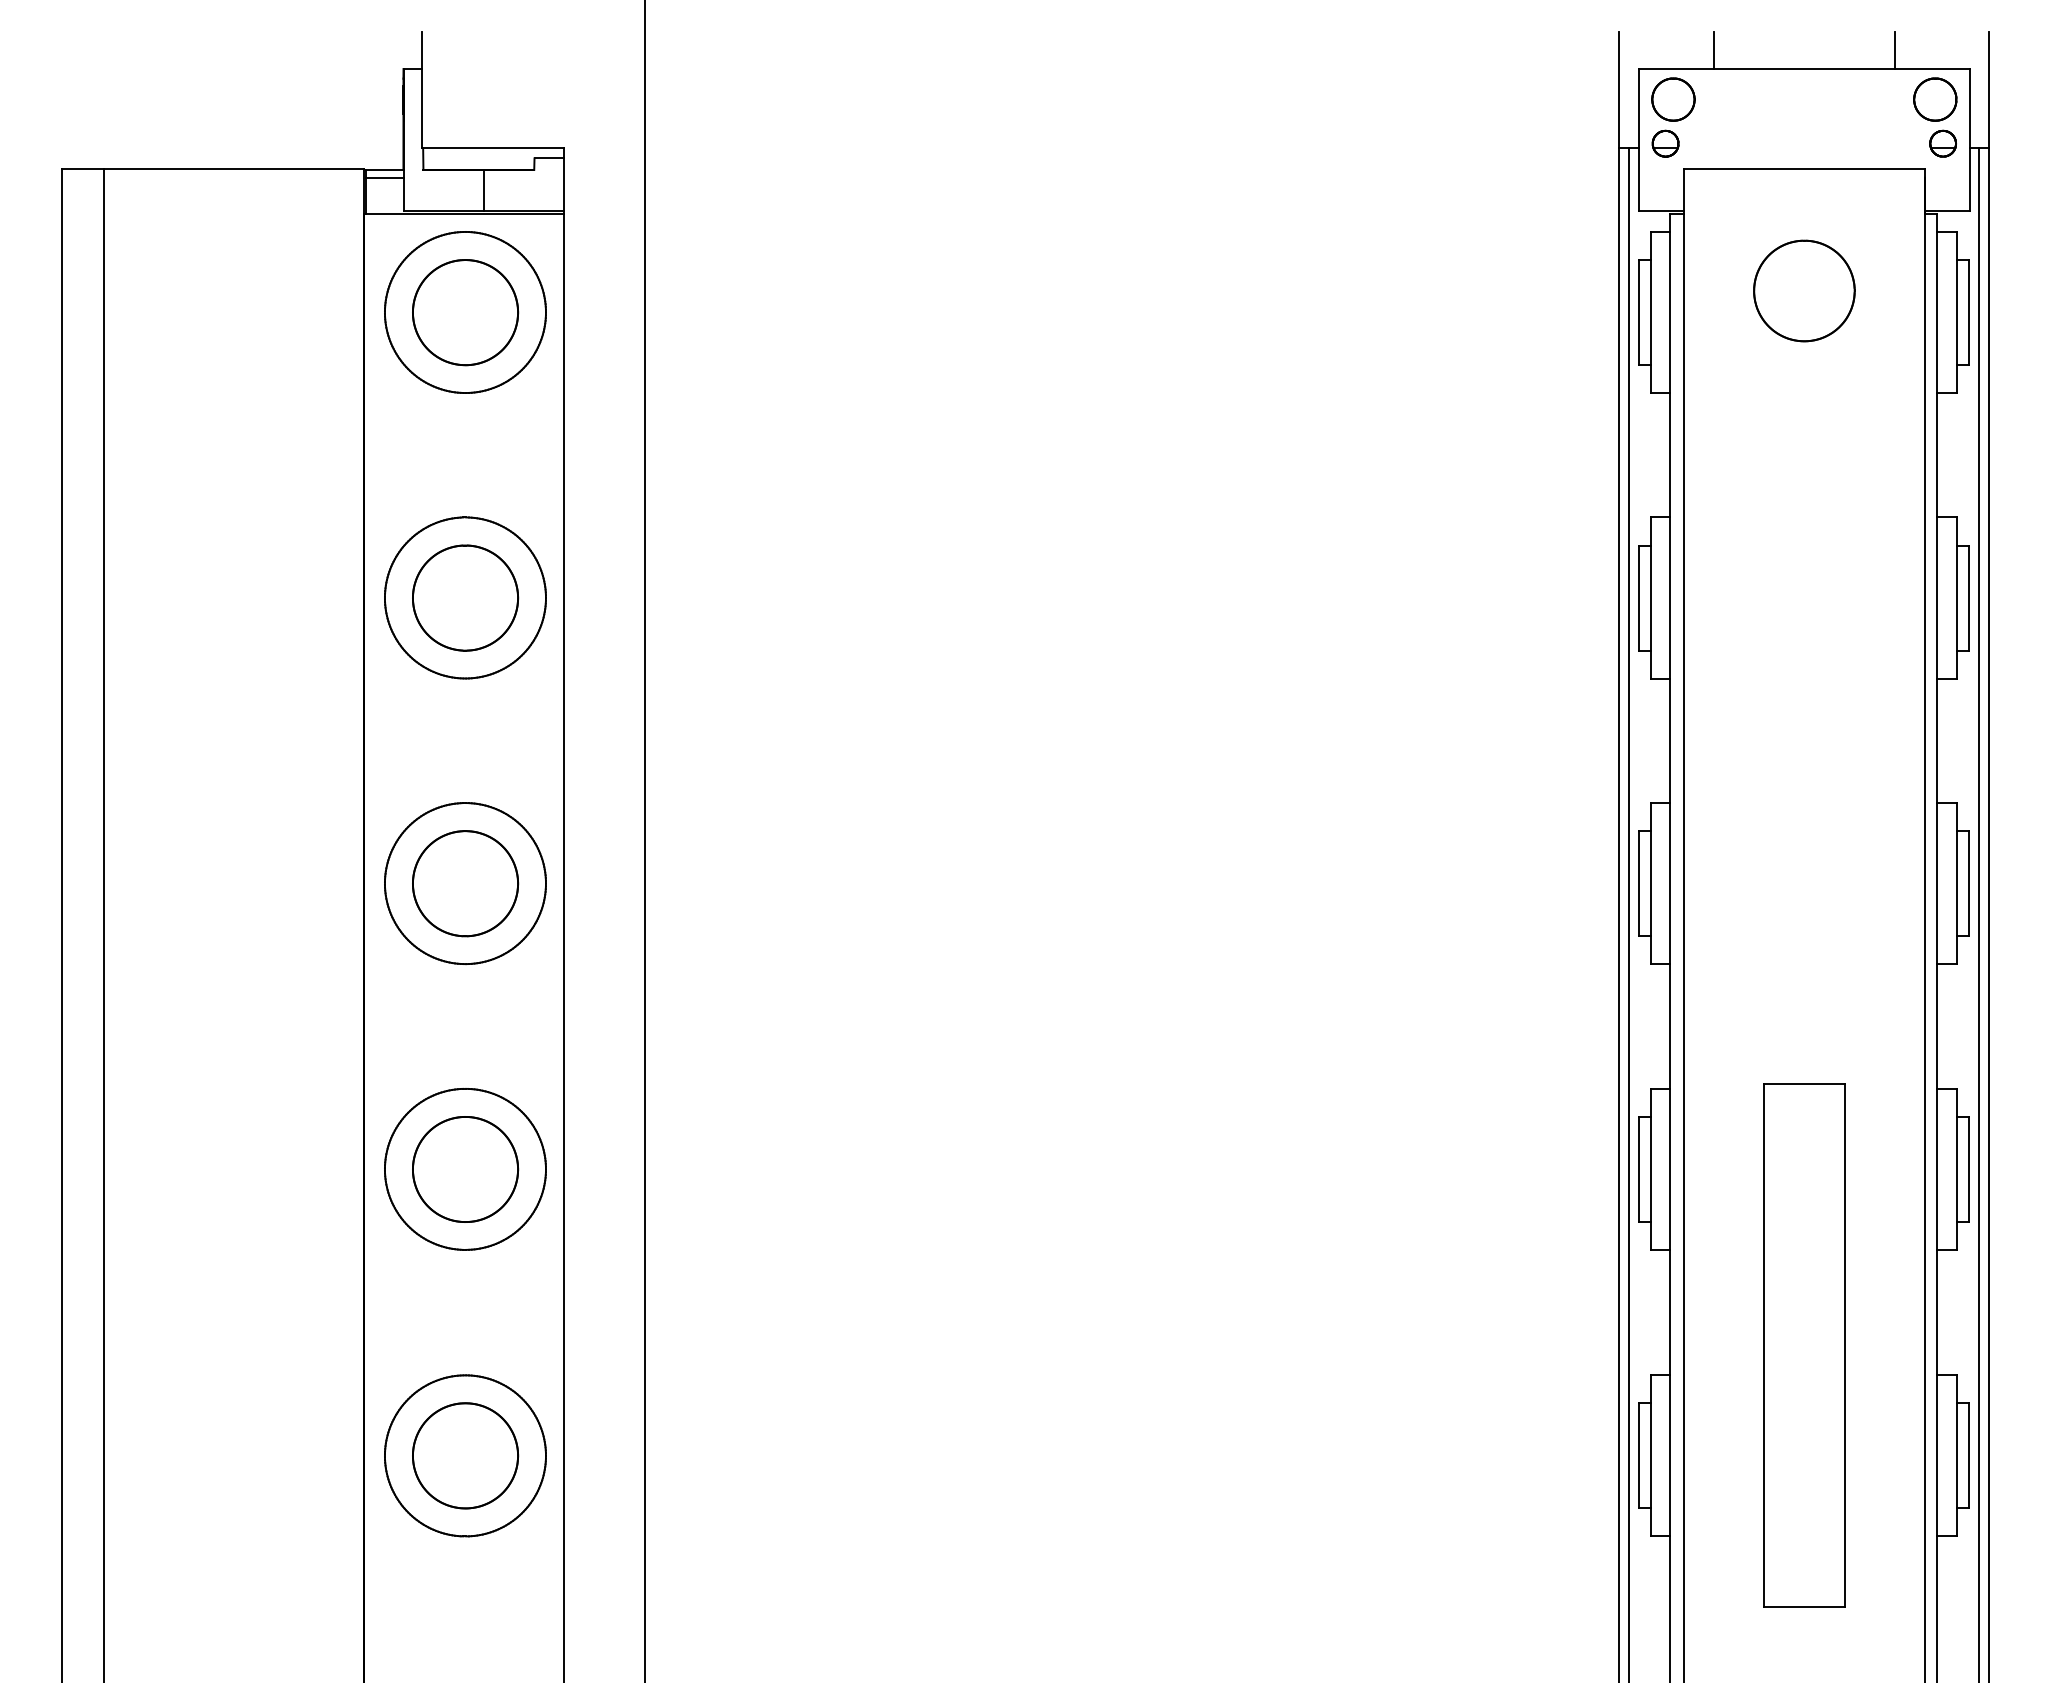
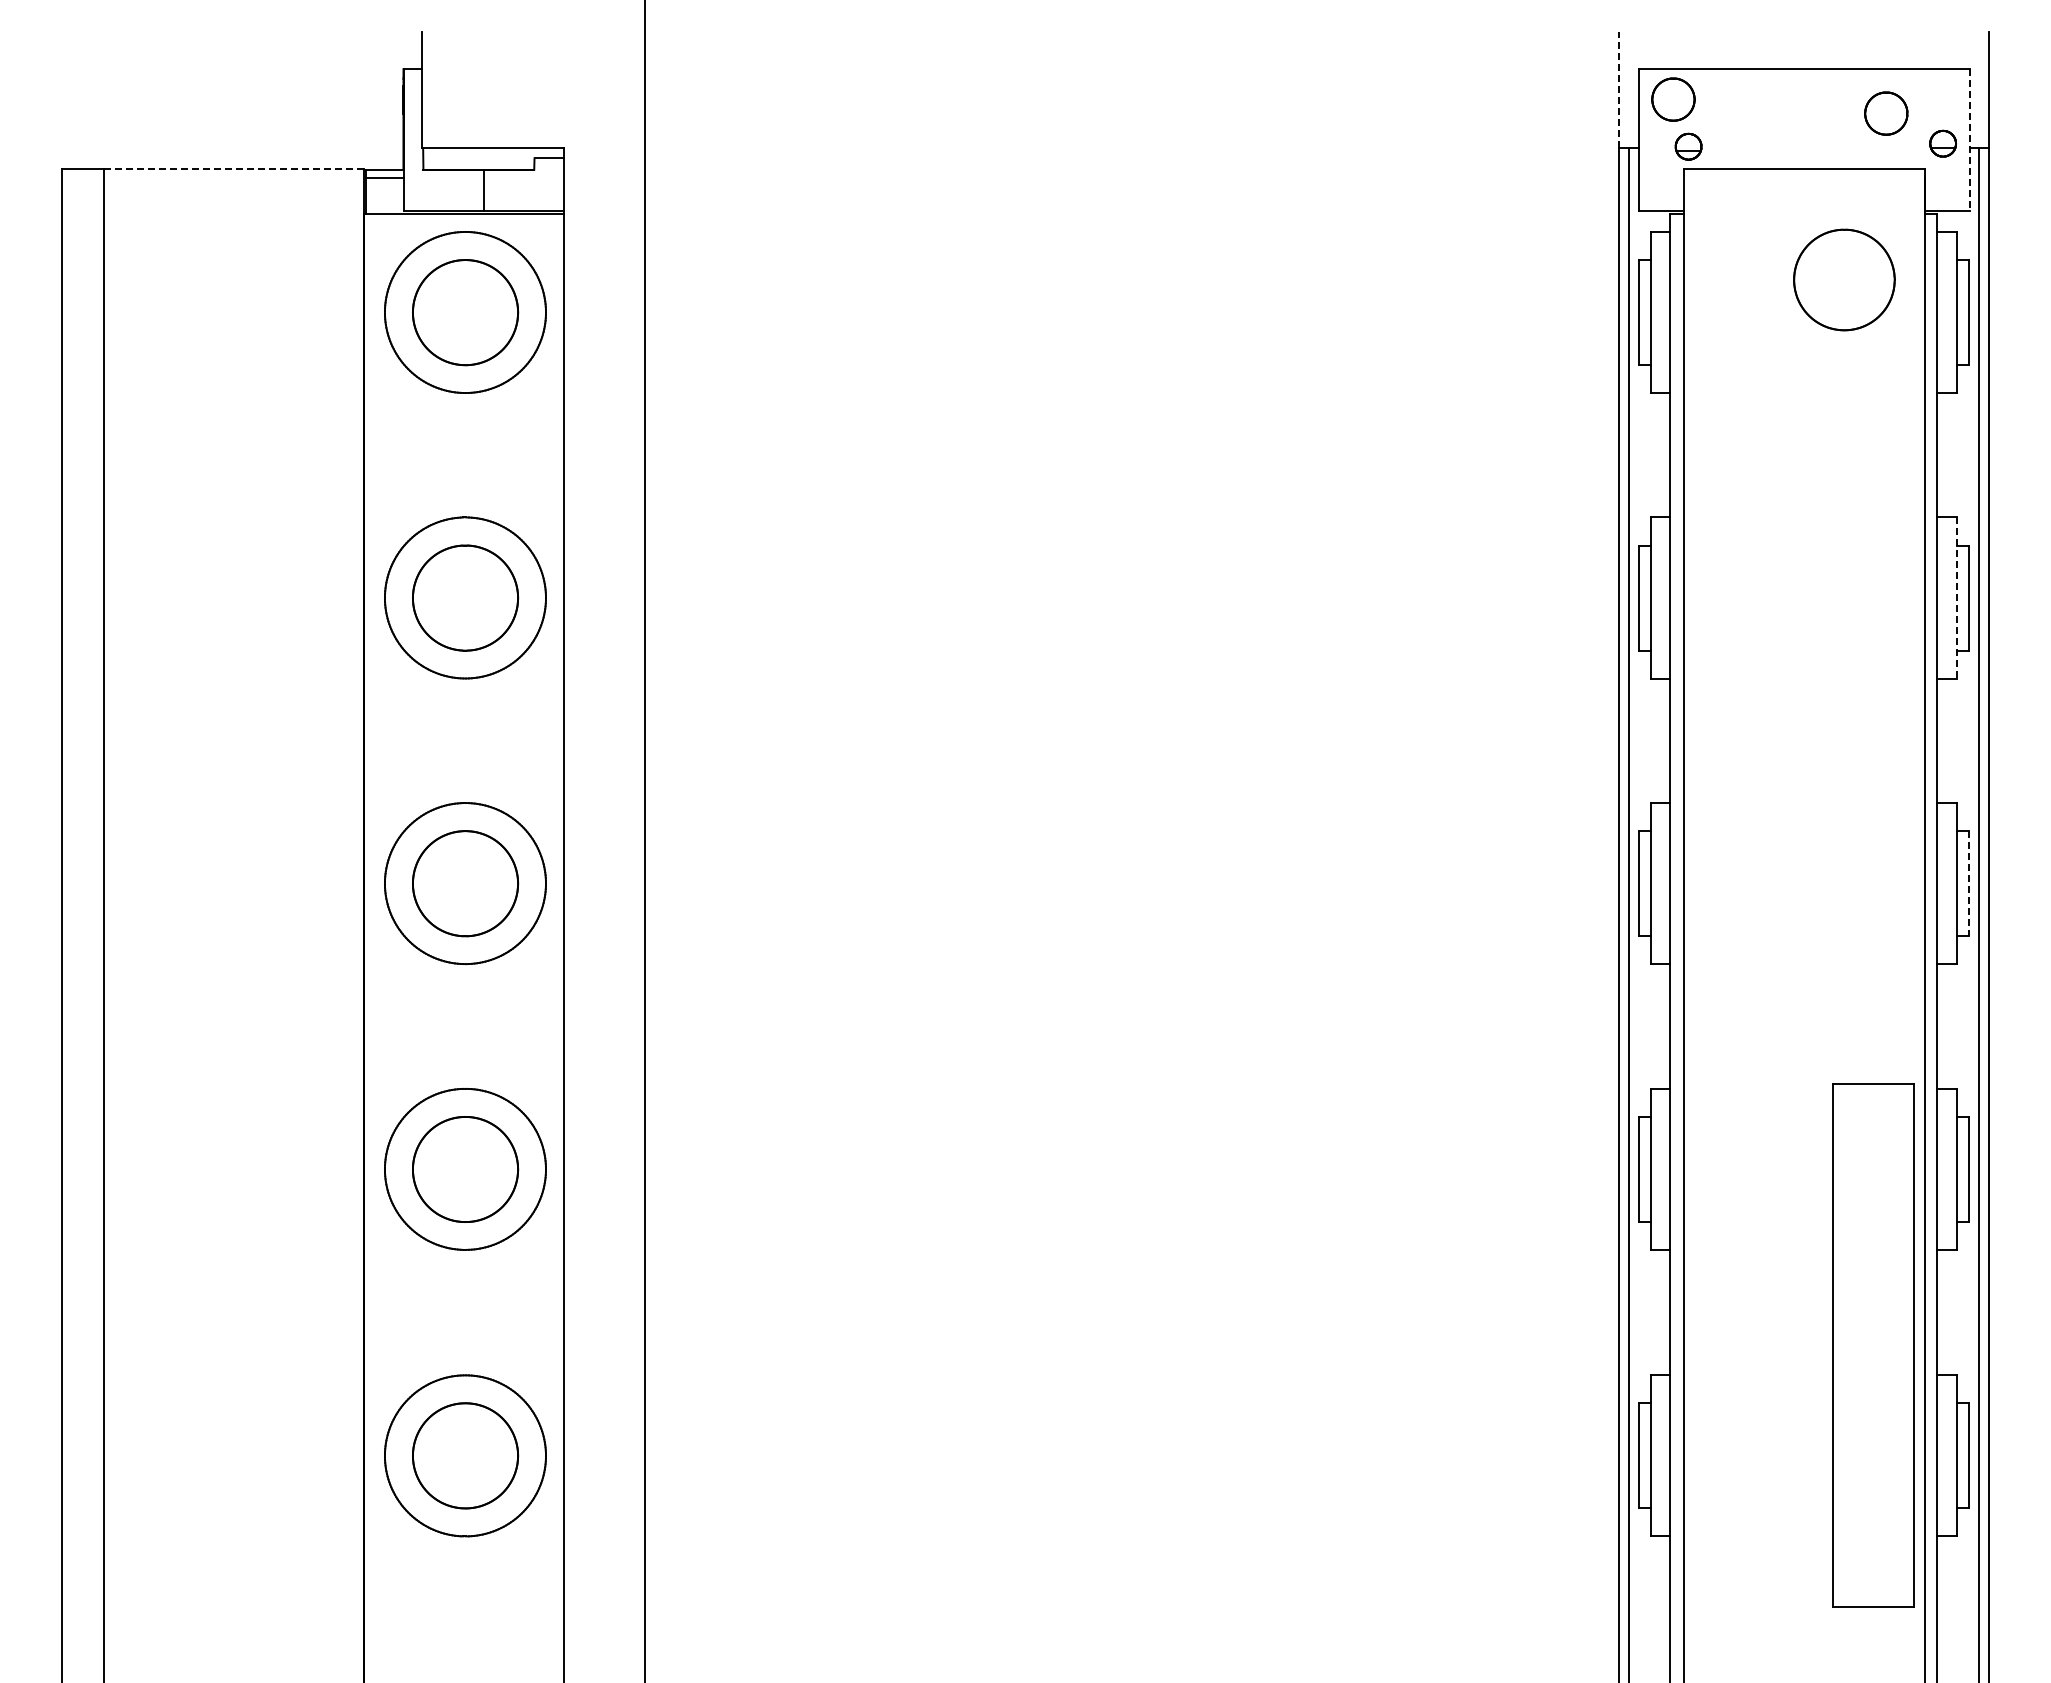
line: present -> none (1713, 50)
line: present -> none (1894, 50)
line: solid -> dashed (1619, 89)
part position: (1935, 99) -> (1886, 113) (1886, 113)
line: solid -> dashed (1970, 139)
part position: (1665, 143) -> (1688, 146) (1688, 146)
line: solid -> dashed (233, 169)
part position: (1804, 290) -> (1844, 279) (1844, 279)
line: solid -> dashed (1957, 597)
line: solid -> dashed (1969, 883)
part position: (1804, 1345) -> (1873, 1345) (1873, 1345)
